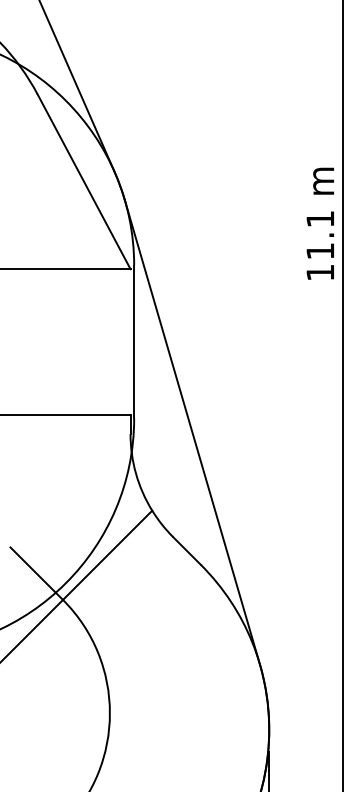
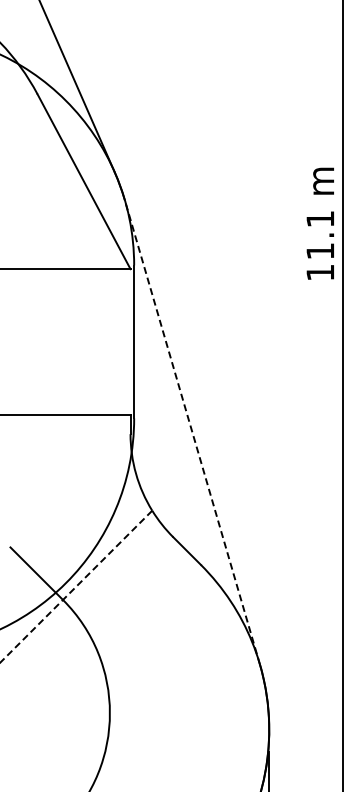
line: solid -> dashed (192, 432)
line: solid -> dashed (75, 587)
